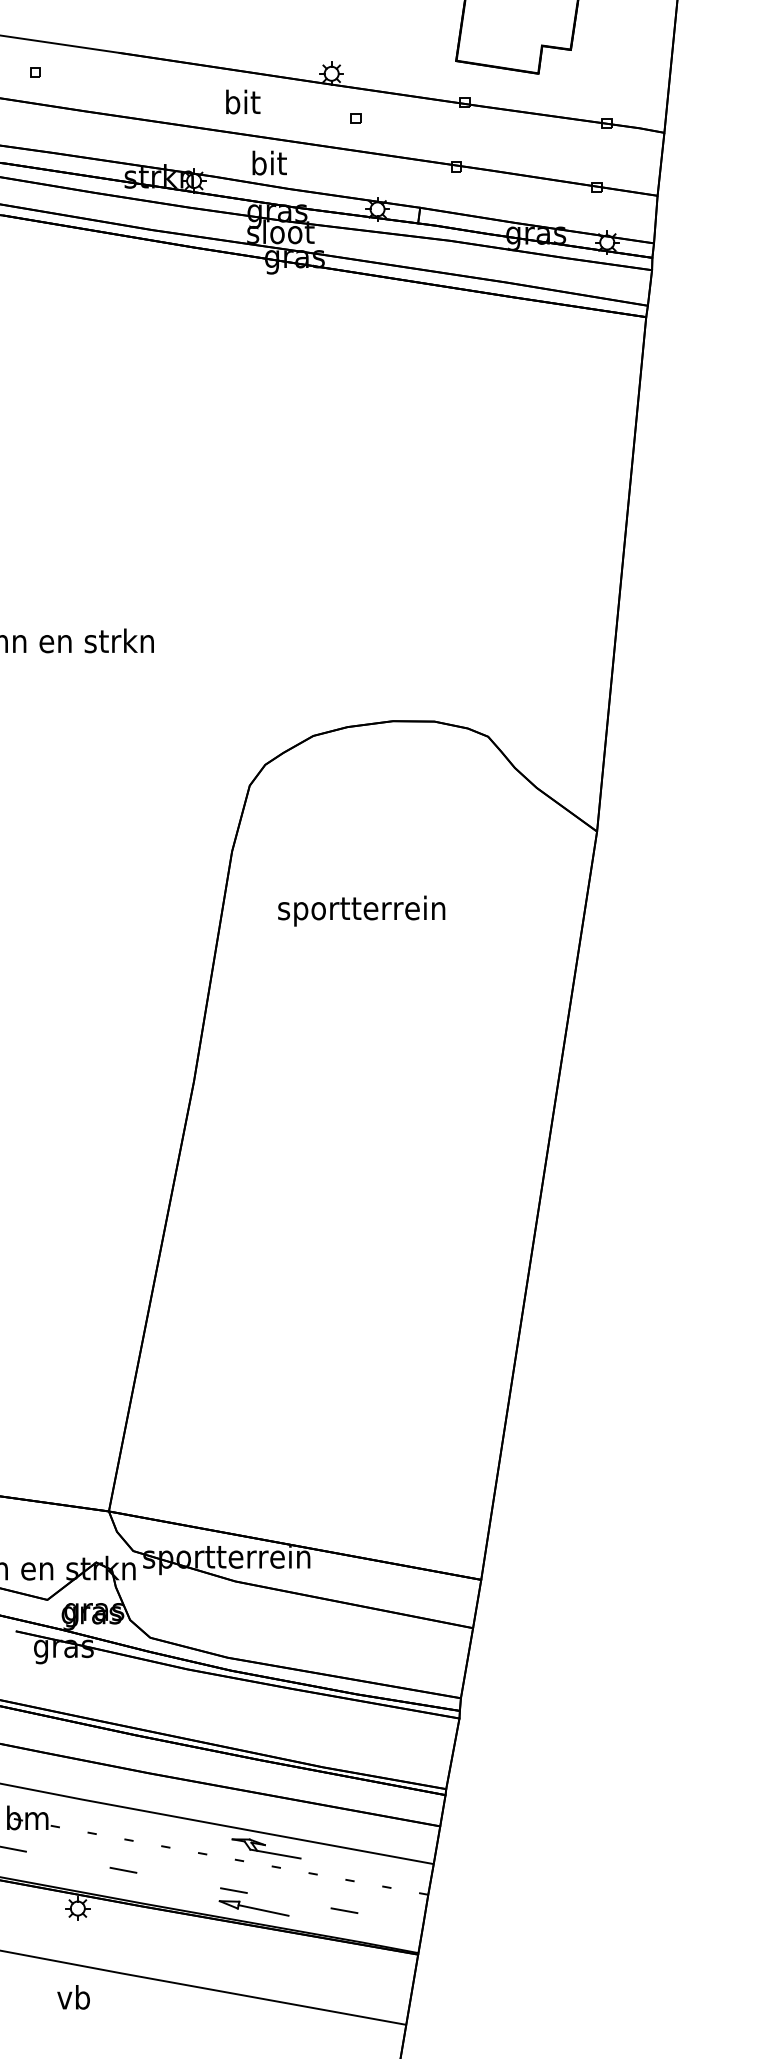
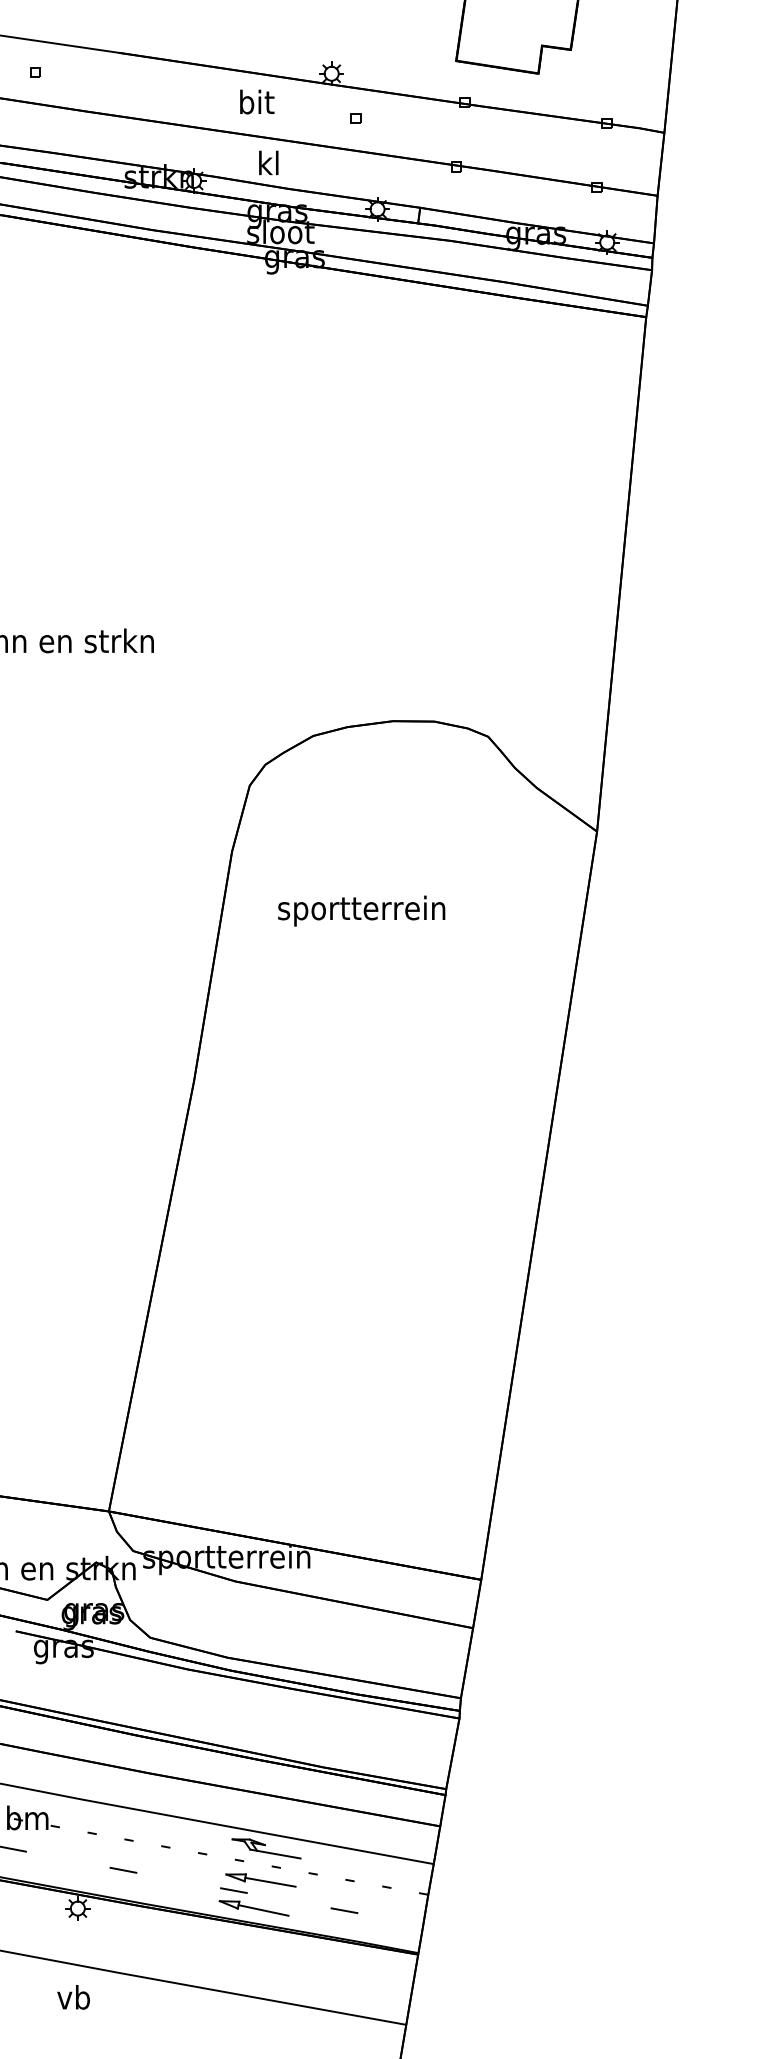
text position: (243, 101) -> (257, 101) (257, 101)
text: bit -> kl (269, 162)
part: none -> present (260, 1880)
